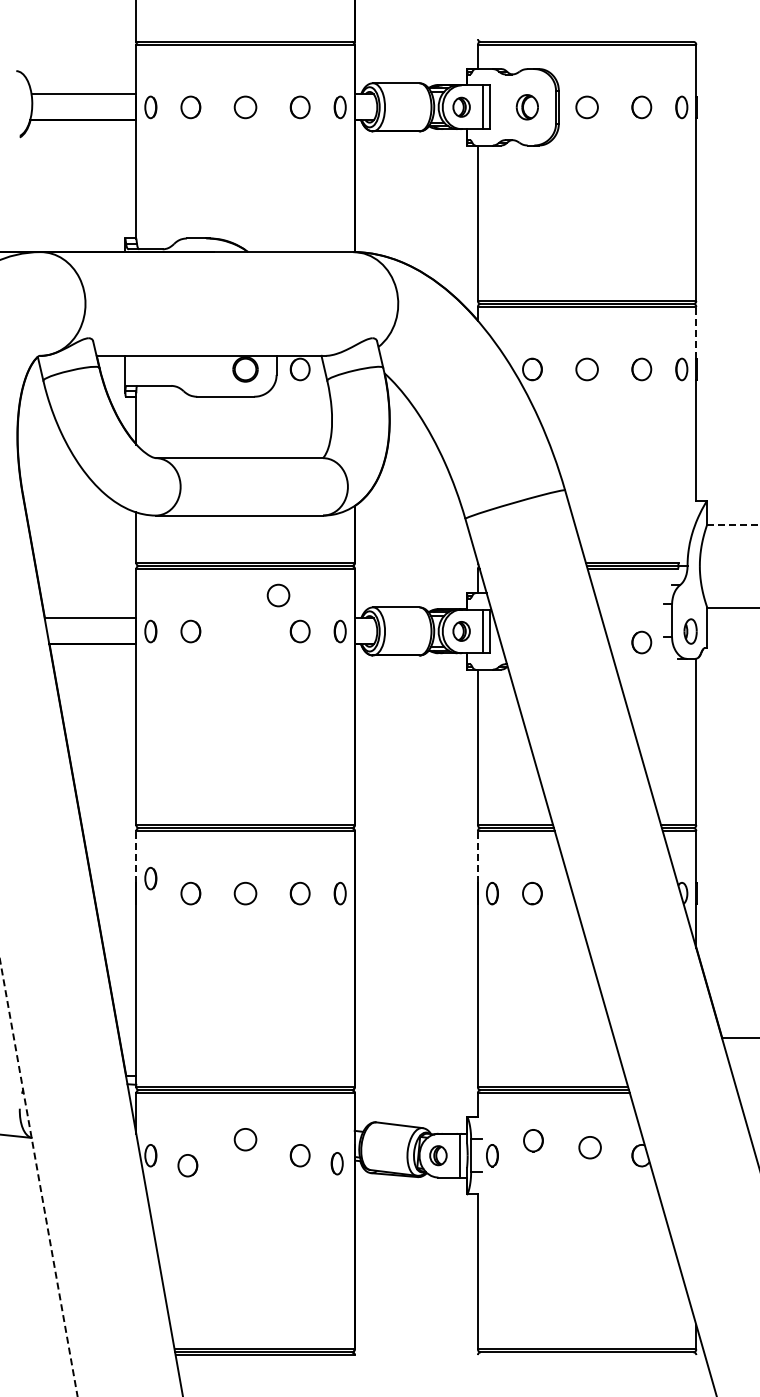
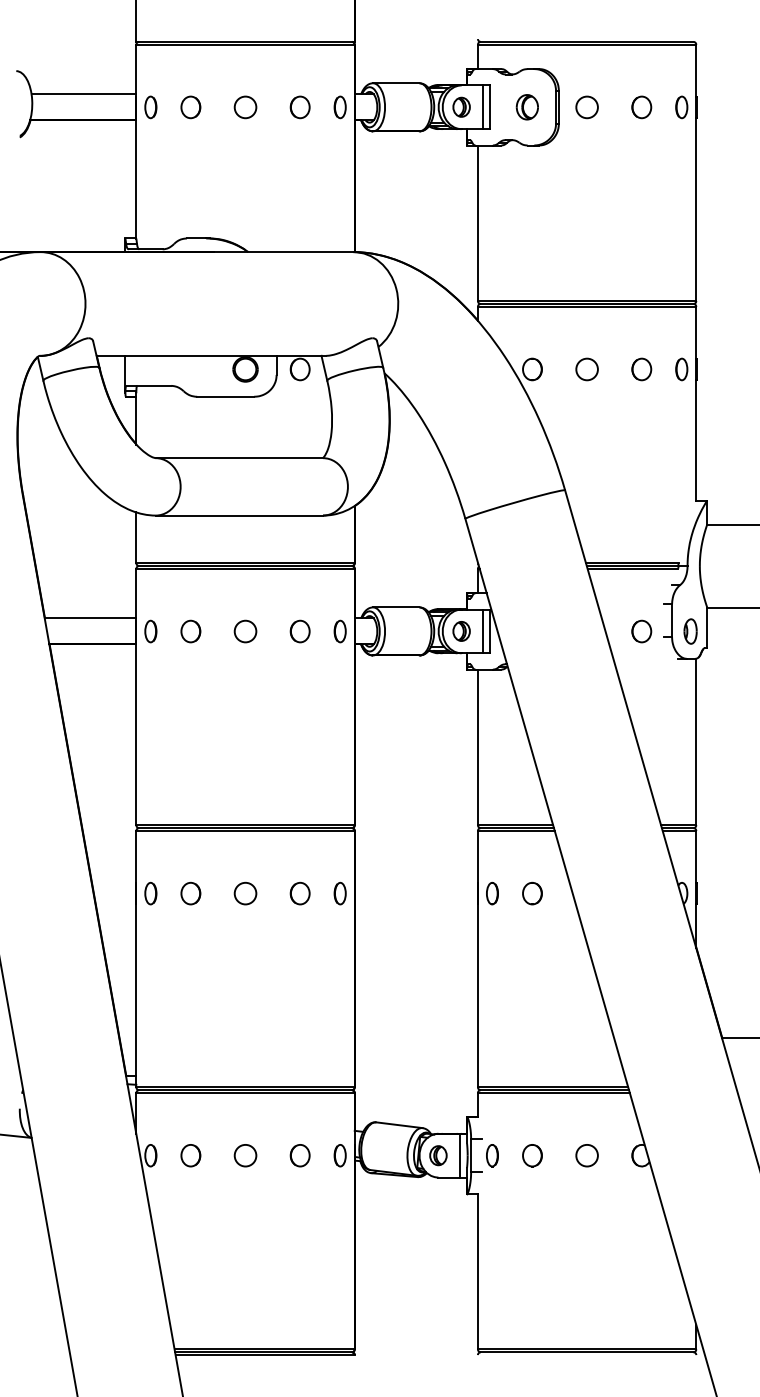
line: dashed -> solid (696, 332)
line: dashed -> solid (733, 524)
circle position: (278, 595) -> (245, 631) (245, 631)
part position: (641, 642) -> (641, 631) (641, 631)
line: dashed -> solid (136, 856)
line: dashed -> solid (477, 856)
part position: (150, 878) -> (150, 893) (150, 893)
circle position: (245, 1139) -> (245, 1155) (245, 1155)
part position: (533, 1140) -> (532, 1155) (532, 1155)
circle position: (589, 1147) -> (586, 1155) (586, 1155)
part position: (336, 1163) -> (339, 1155) (339, 1155)
part position: (187, 1165) -> (190, 1155) (190, 1155)
line: dashed -> solid (38, 1179)
